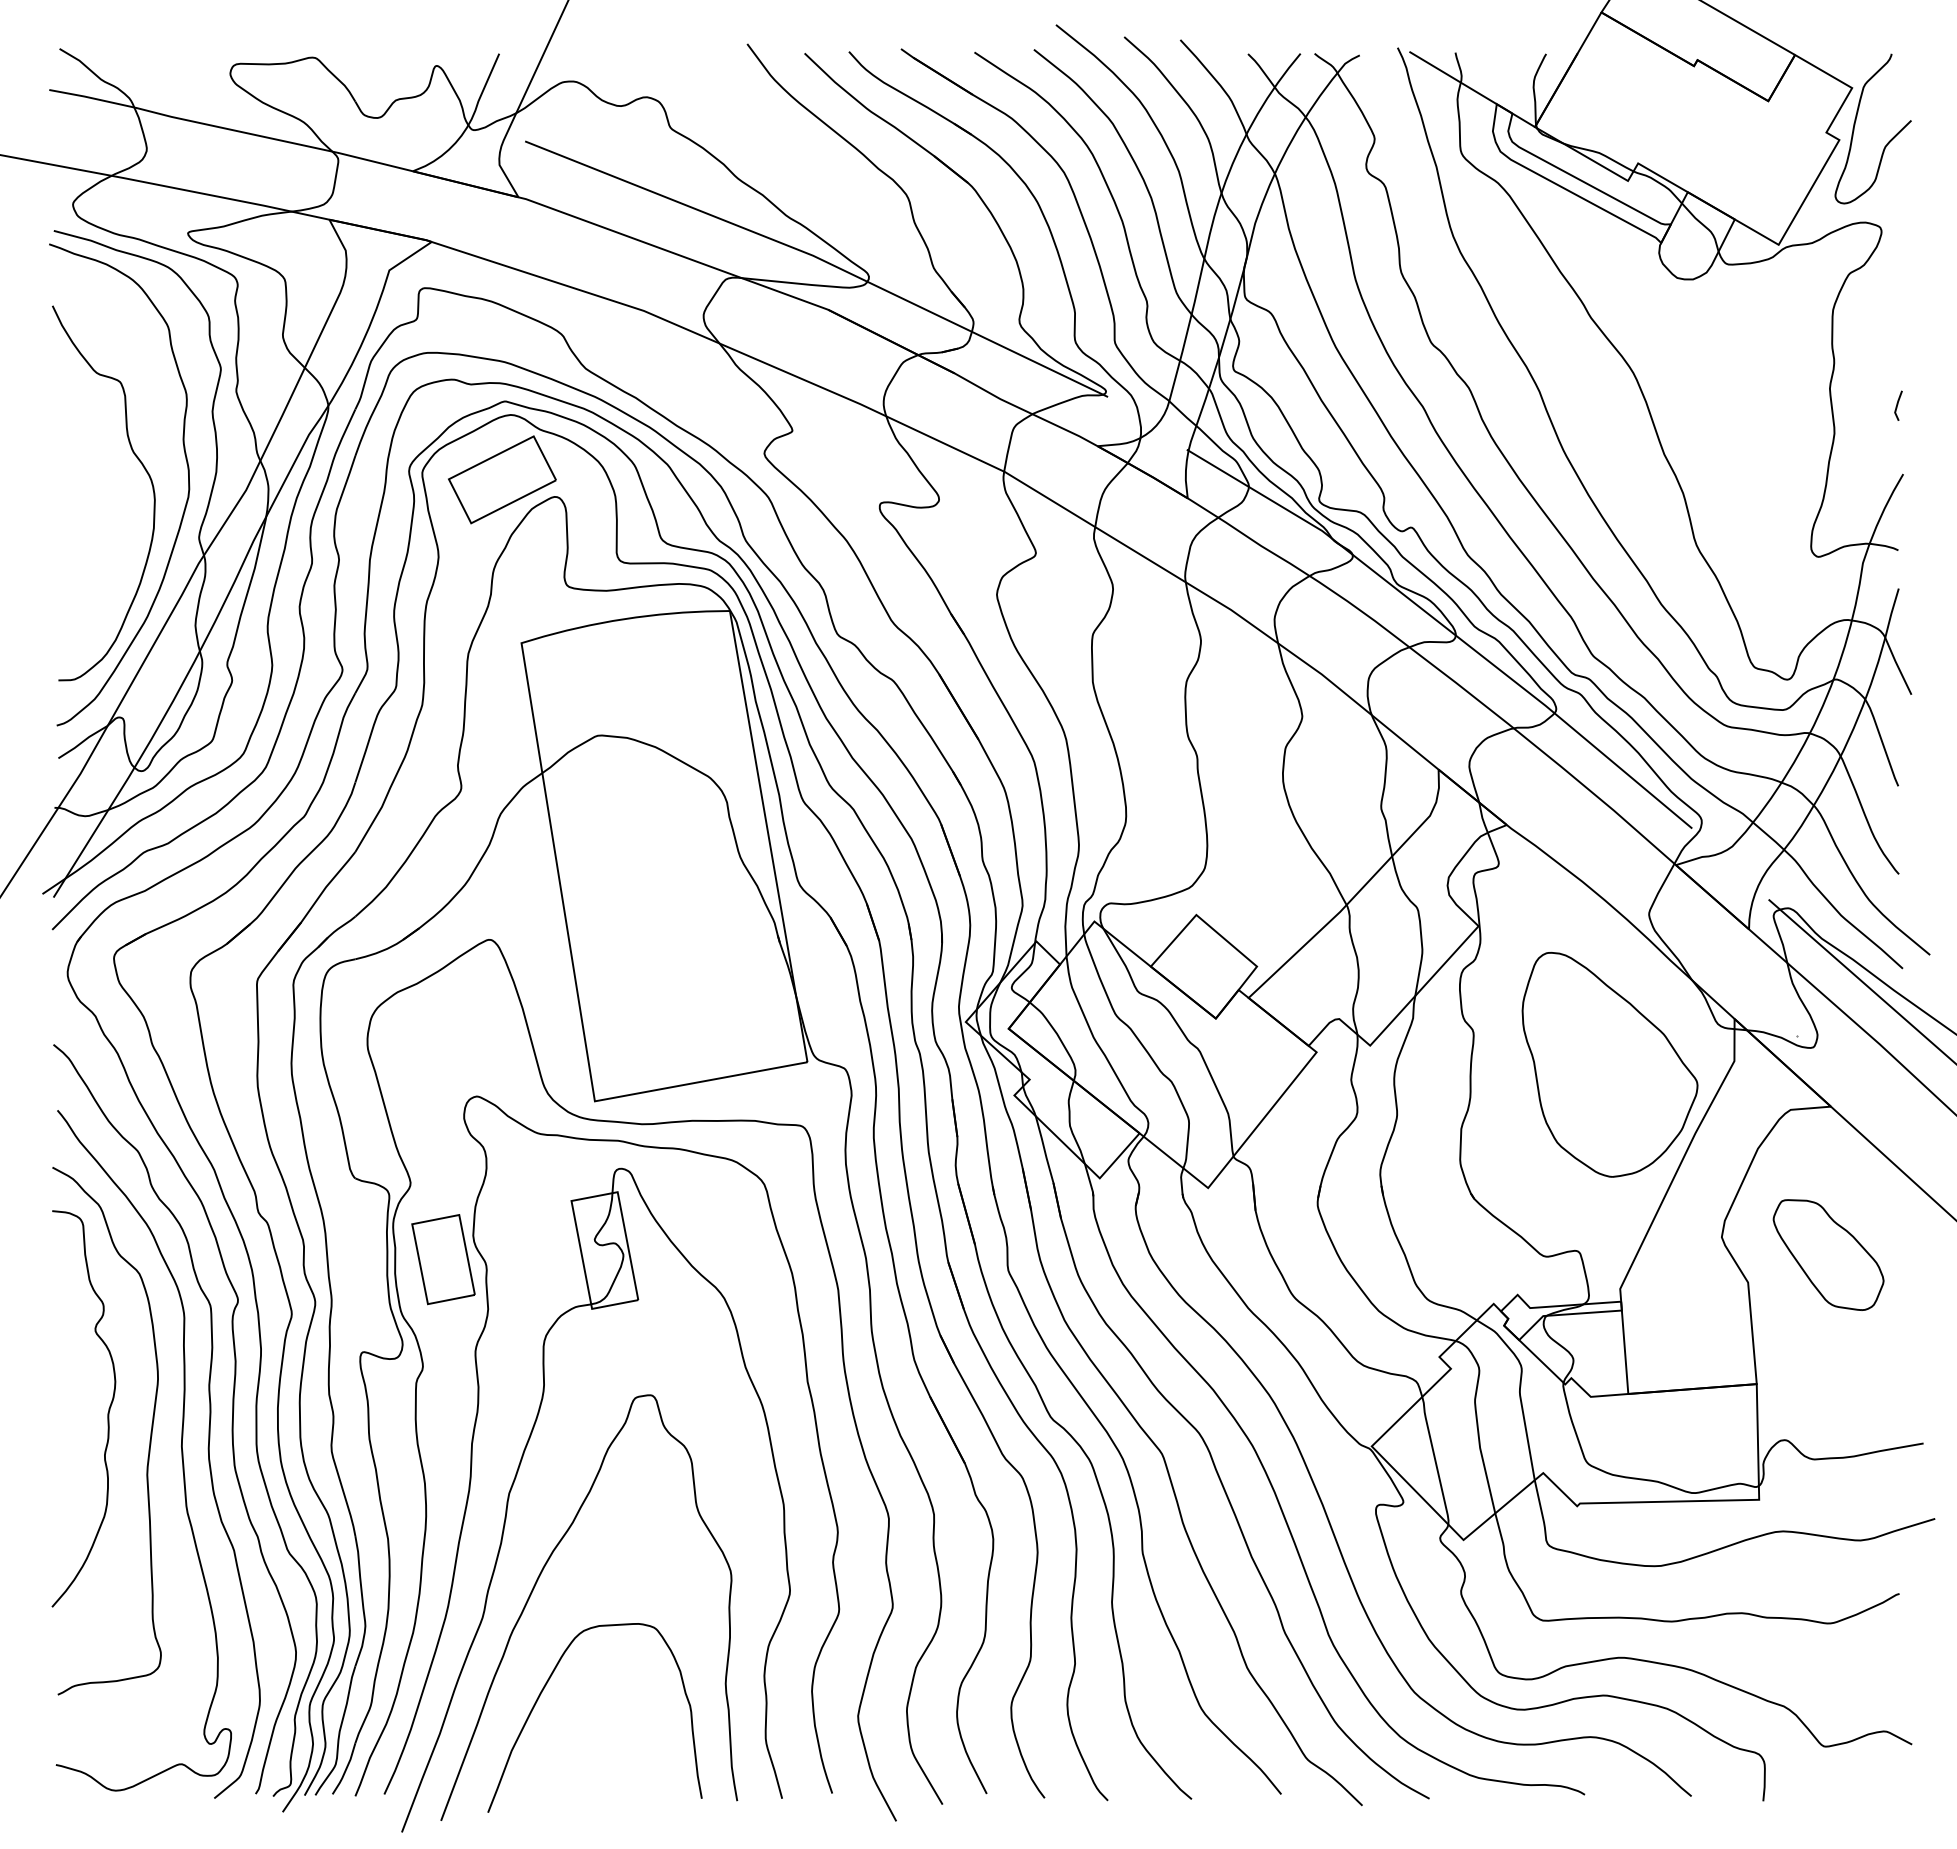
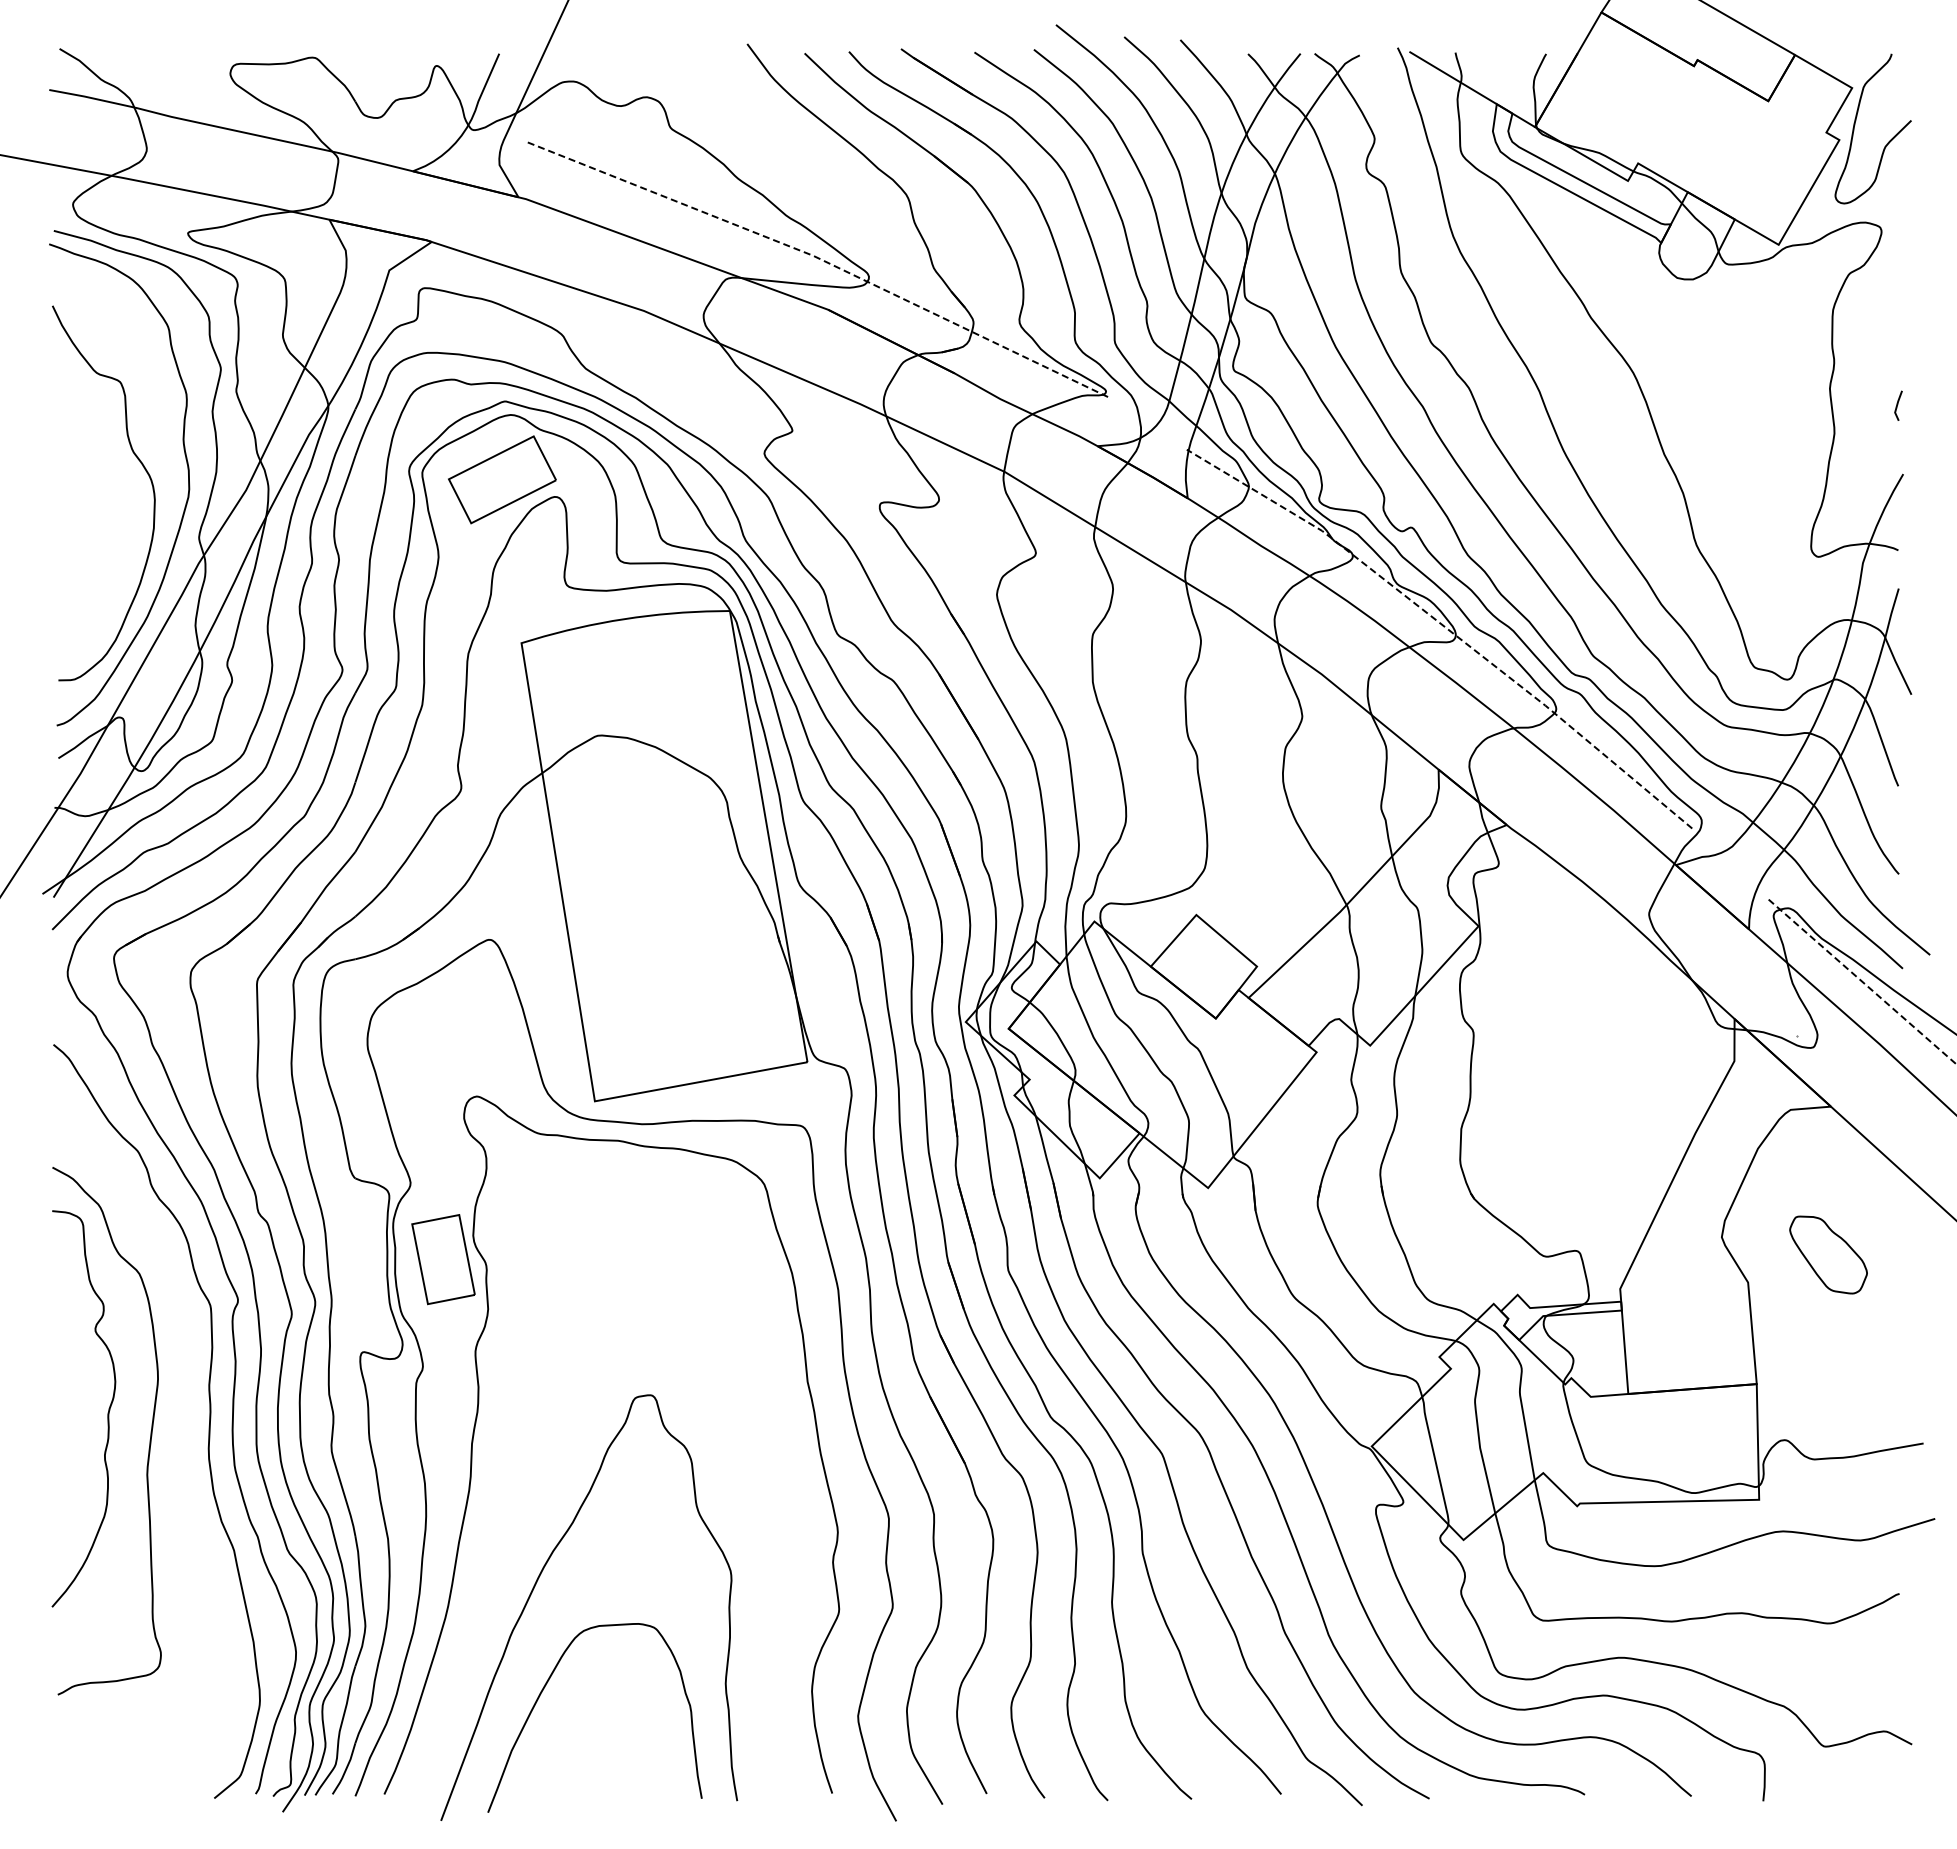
line: solid -> dashed (820, 259)
line: solid -> dashed (1447, 628)
line: solid -> dashed (1862, 981)
part: present -> none (1609, 1064)
part size: 113x112 px -> 79x80 px (1828, 1254)
curve: present -> none (181, 1450)
part: present -> none (517, 1474)
